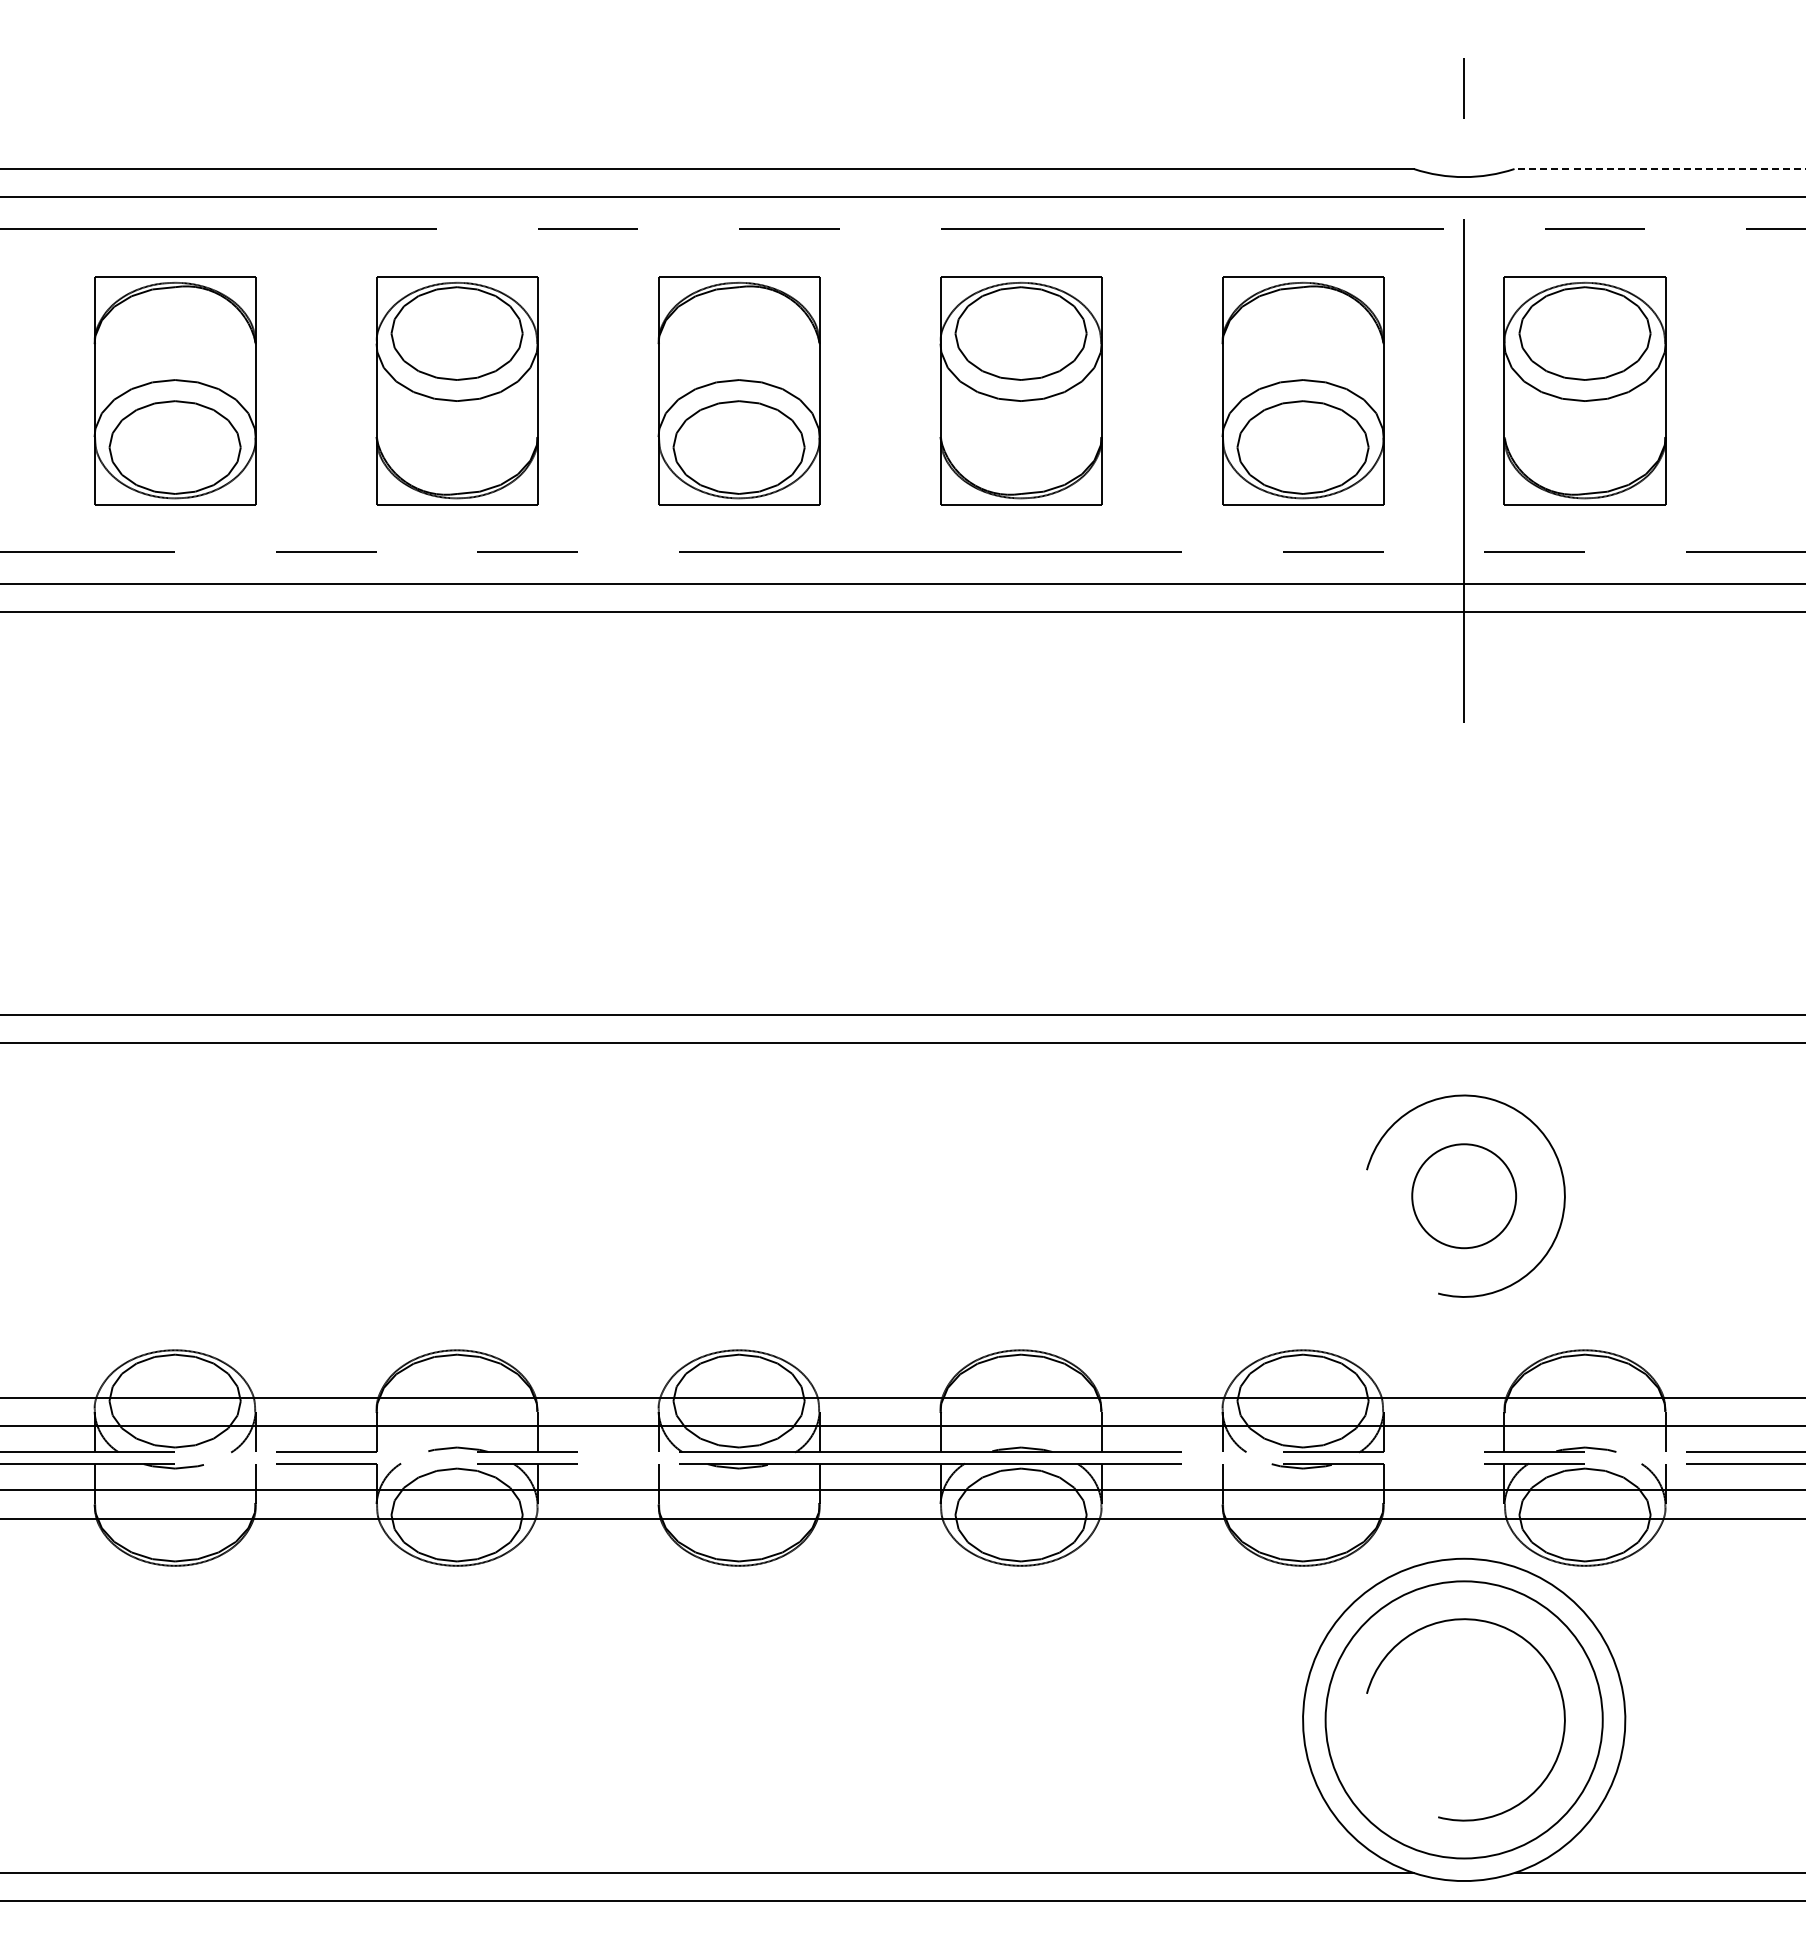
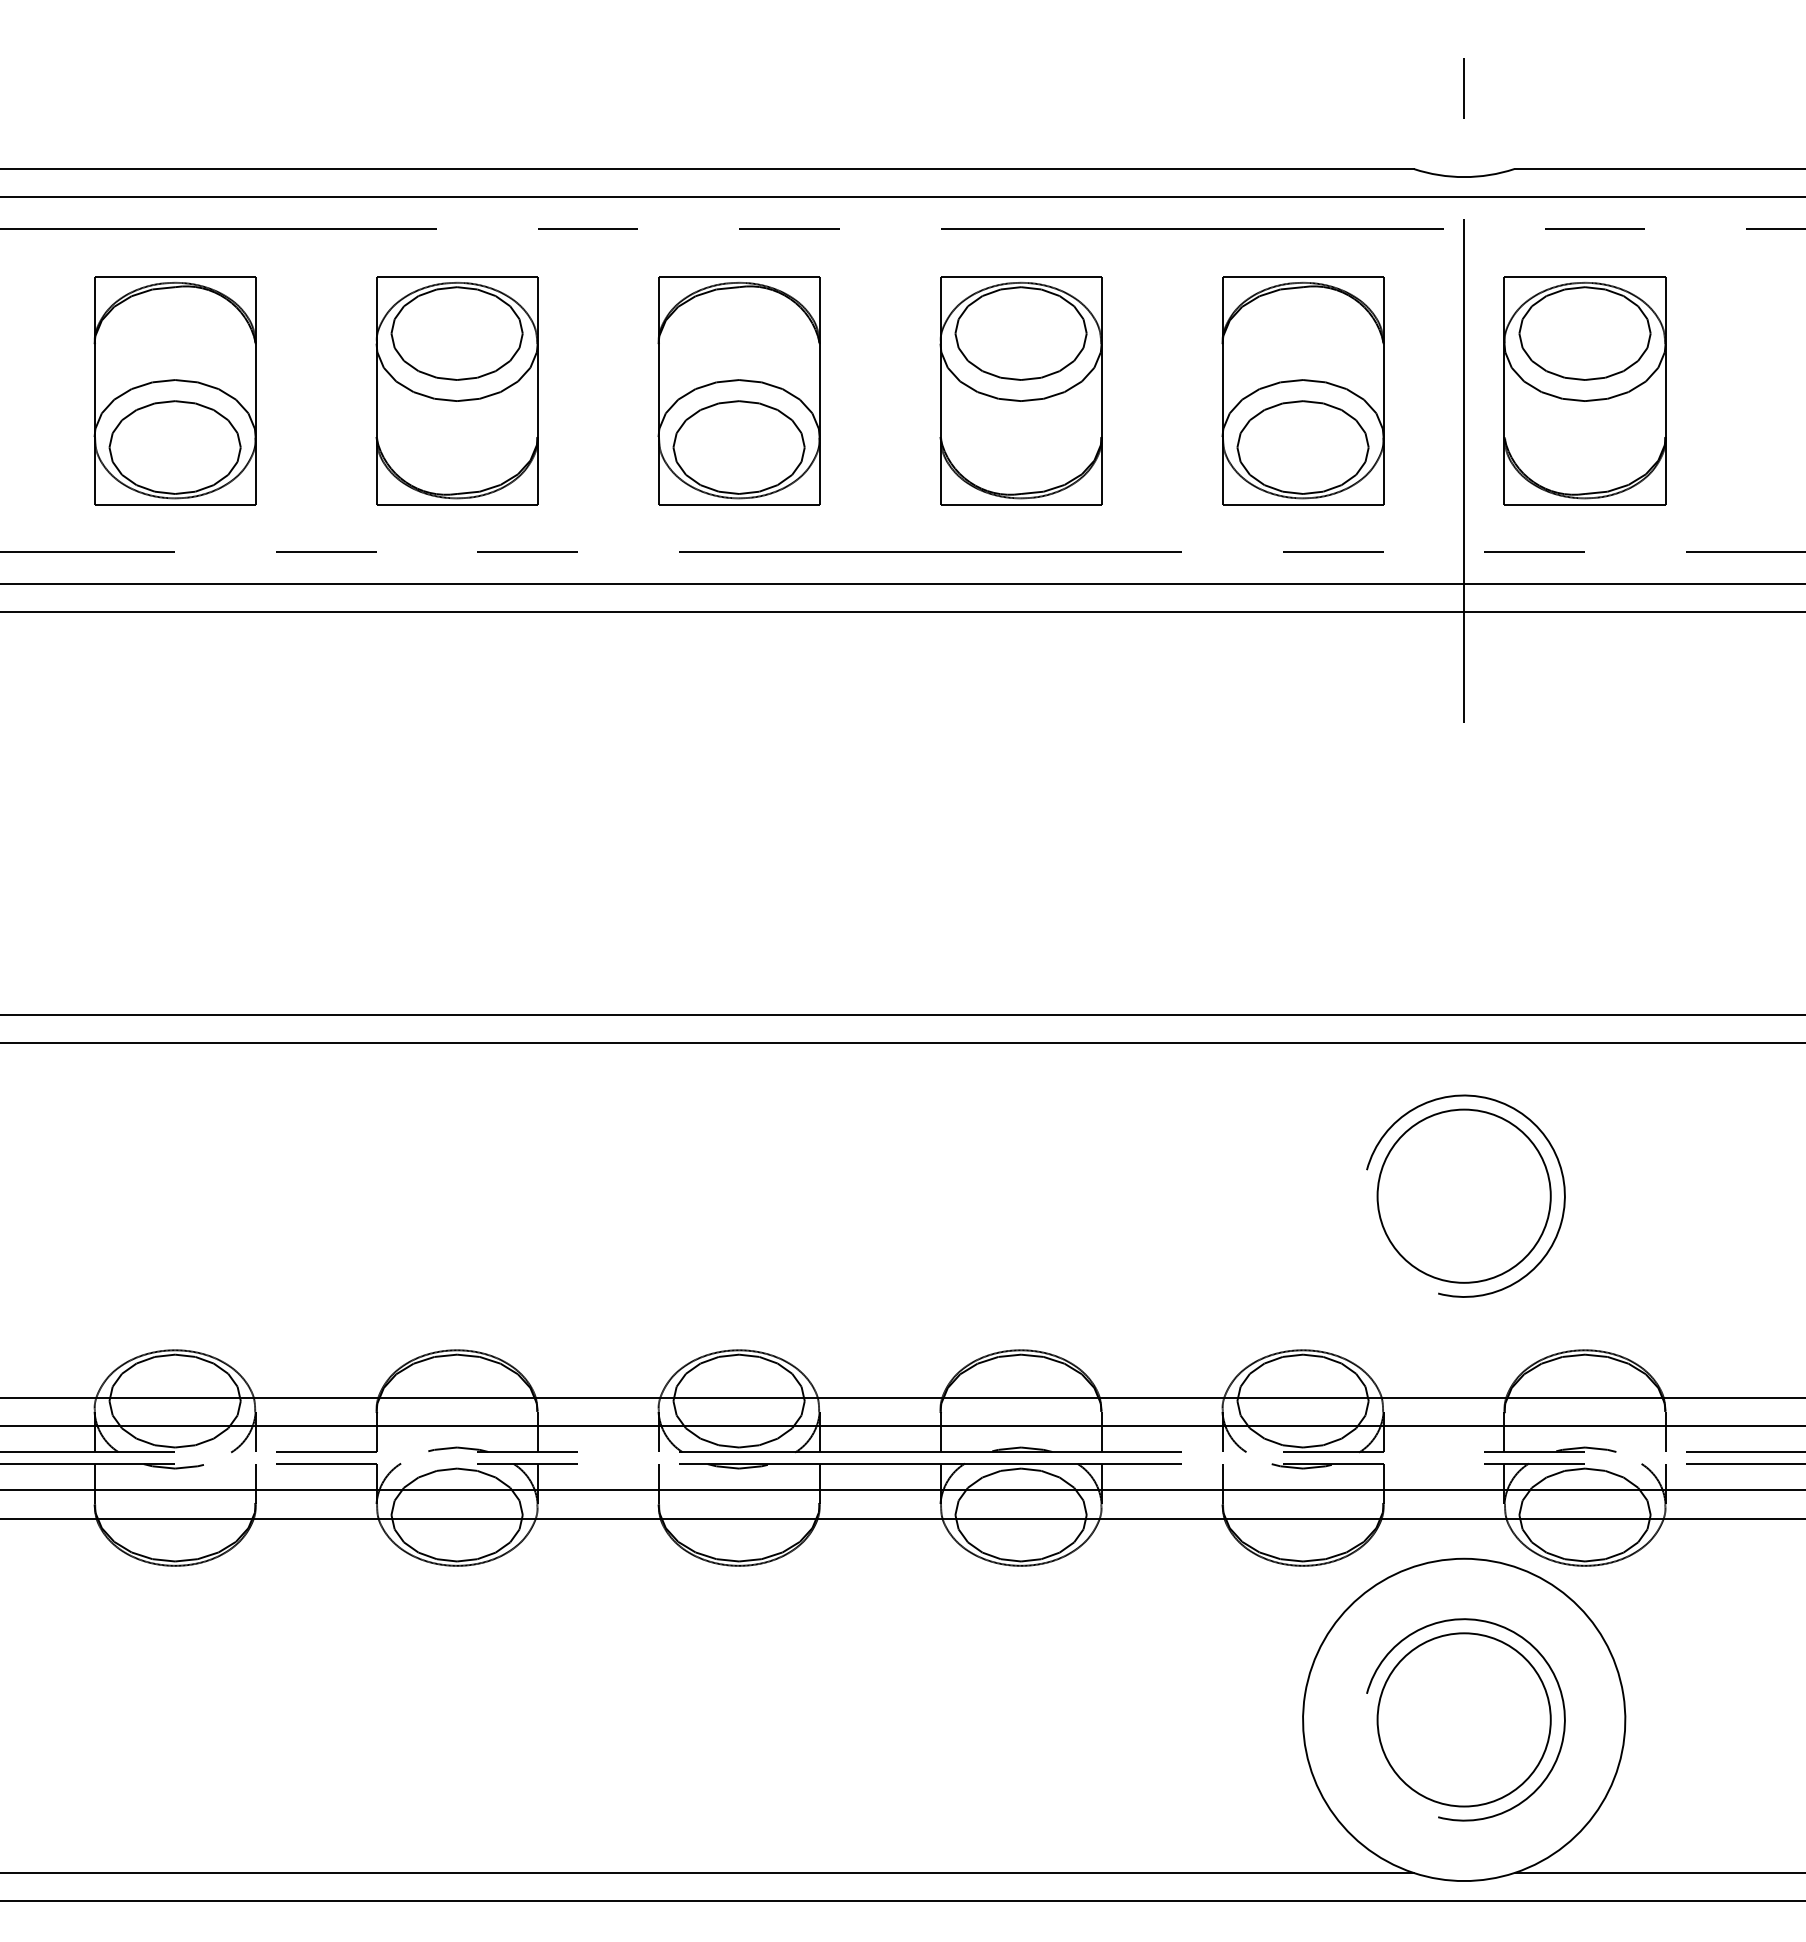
line: dashed -> solid (1659, 169)
circle diameter: 104 px -> 173 px (1463, 1195)
circle diameter: 277 px -> 173 px (1463, 1719)
